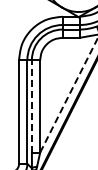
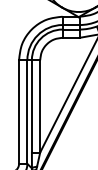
line: dashed -> solid (68, 95)
line: dashed -> solid (31, 105)
